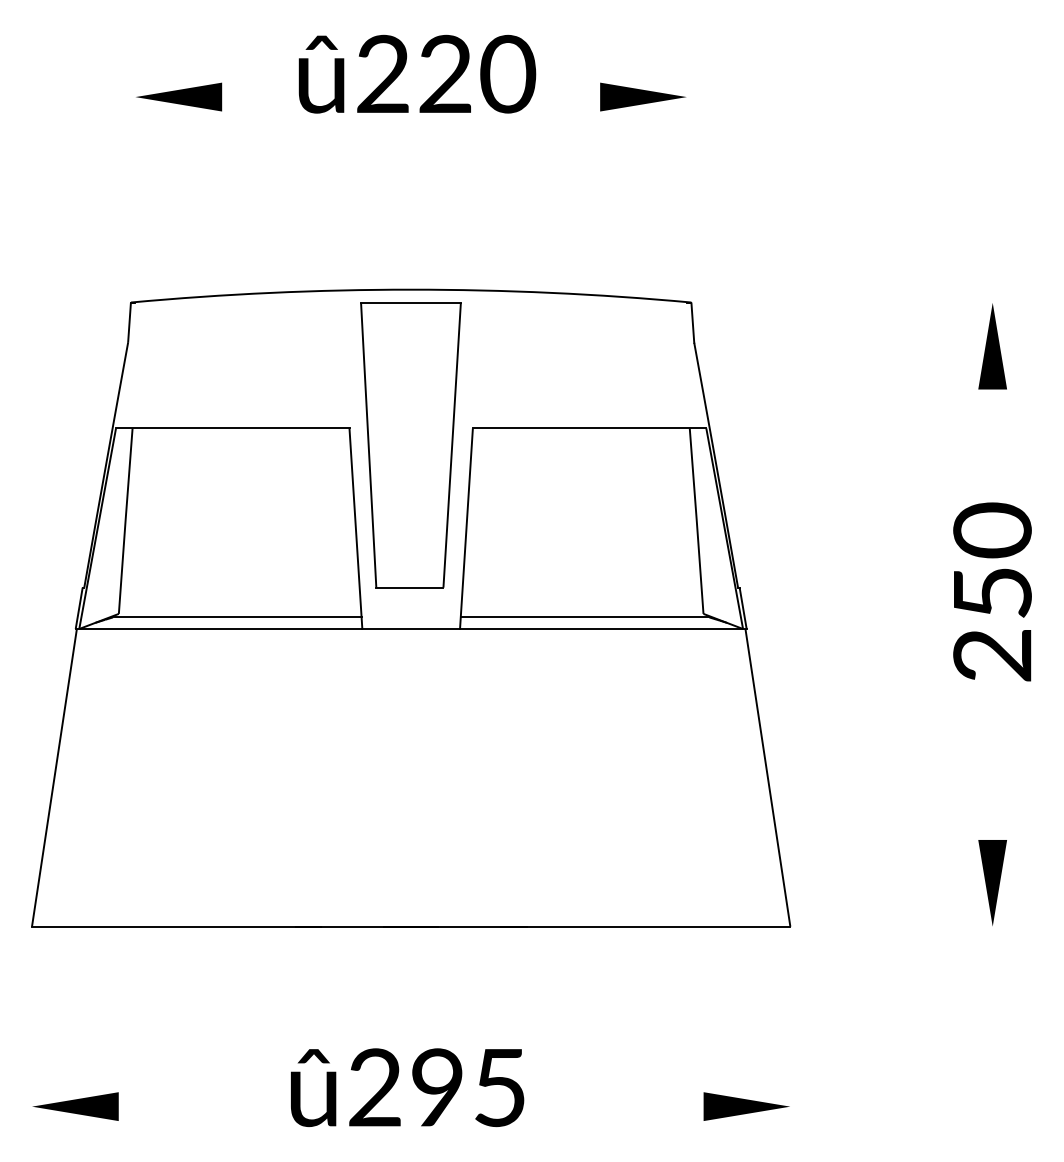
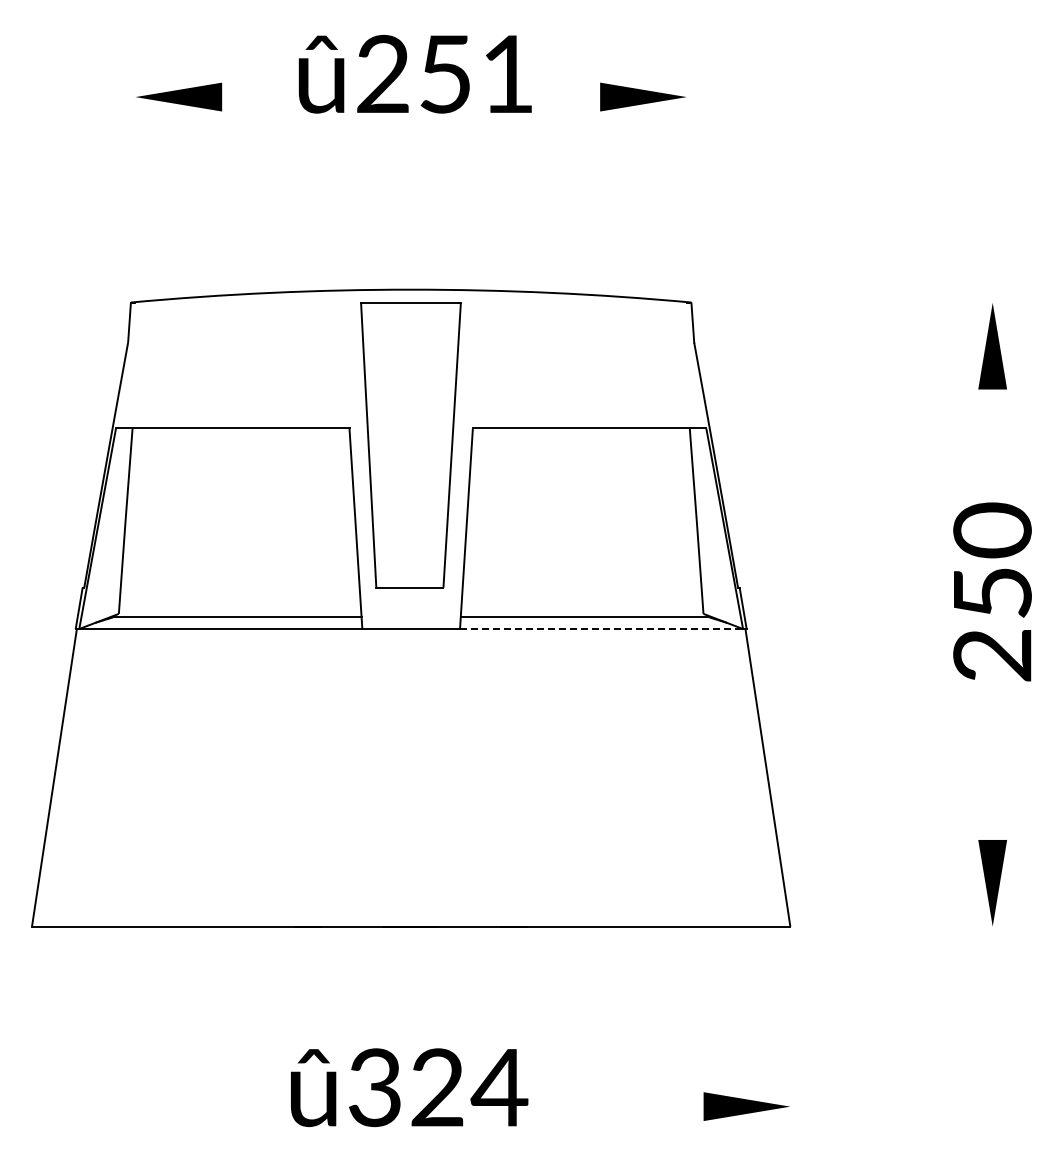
text: 220 -> 251 (477, 73)
line: solid -> dashed (600, 628)
text: 295 -> 324 (438, 1087)
part: present -> none (75, 1106)
